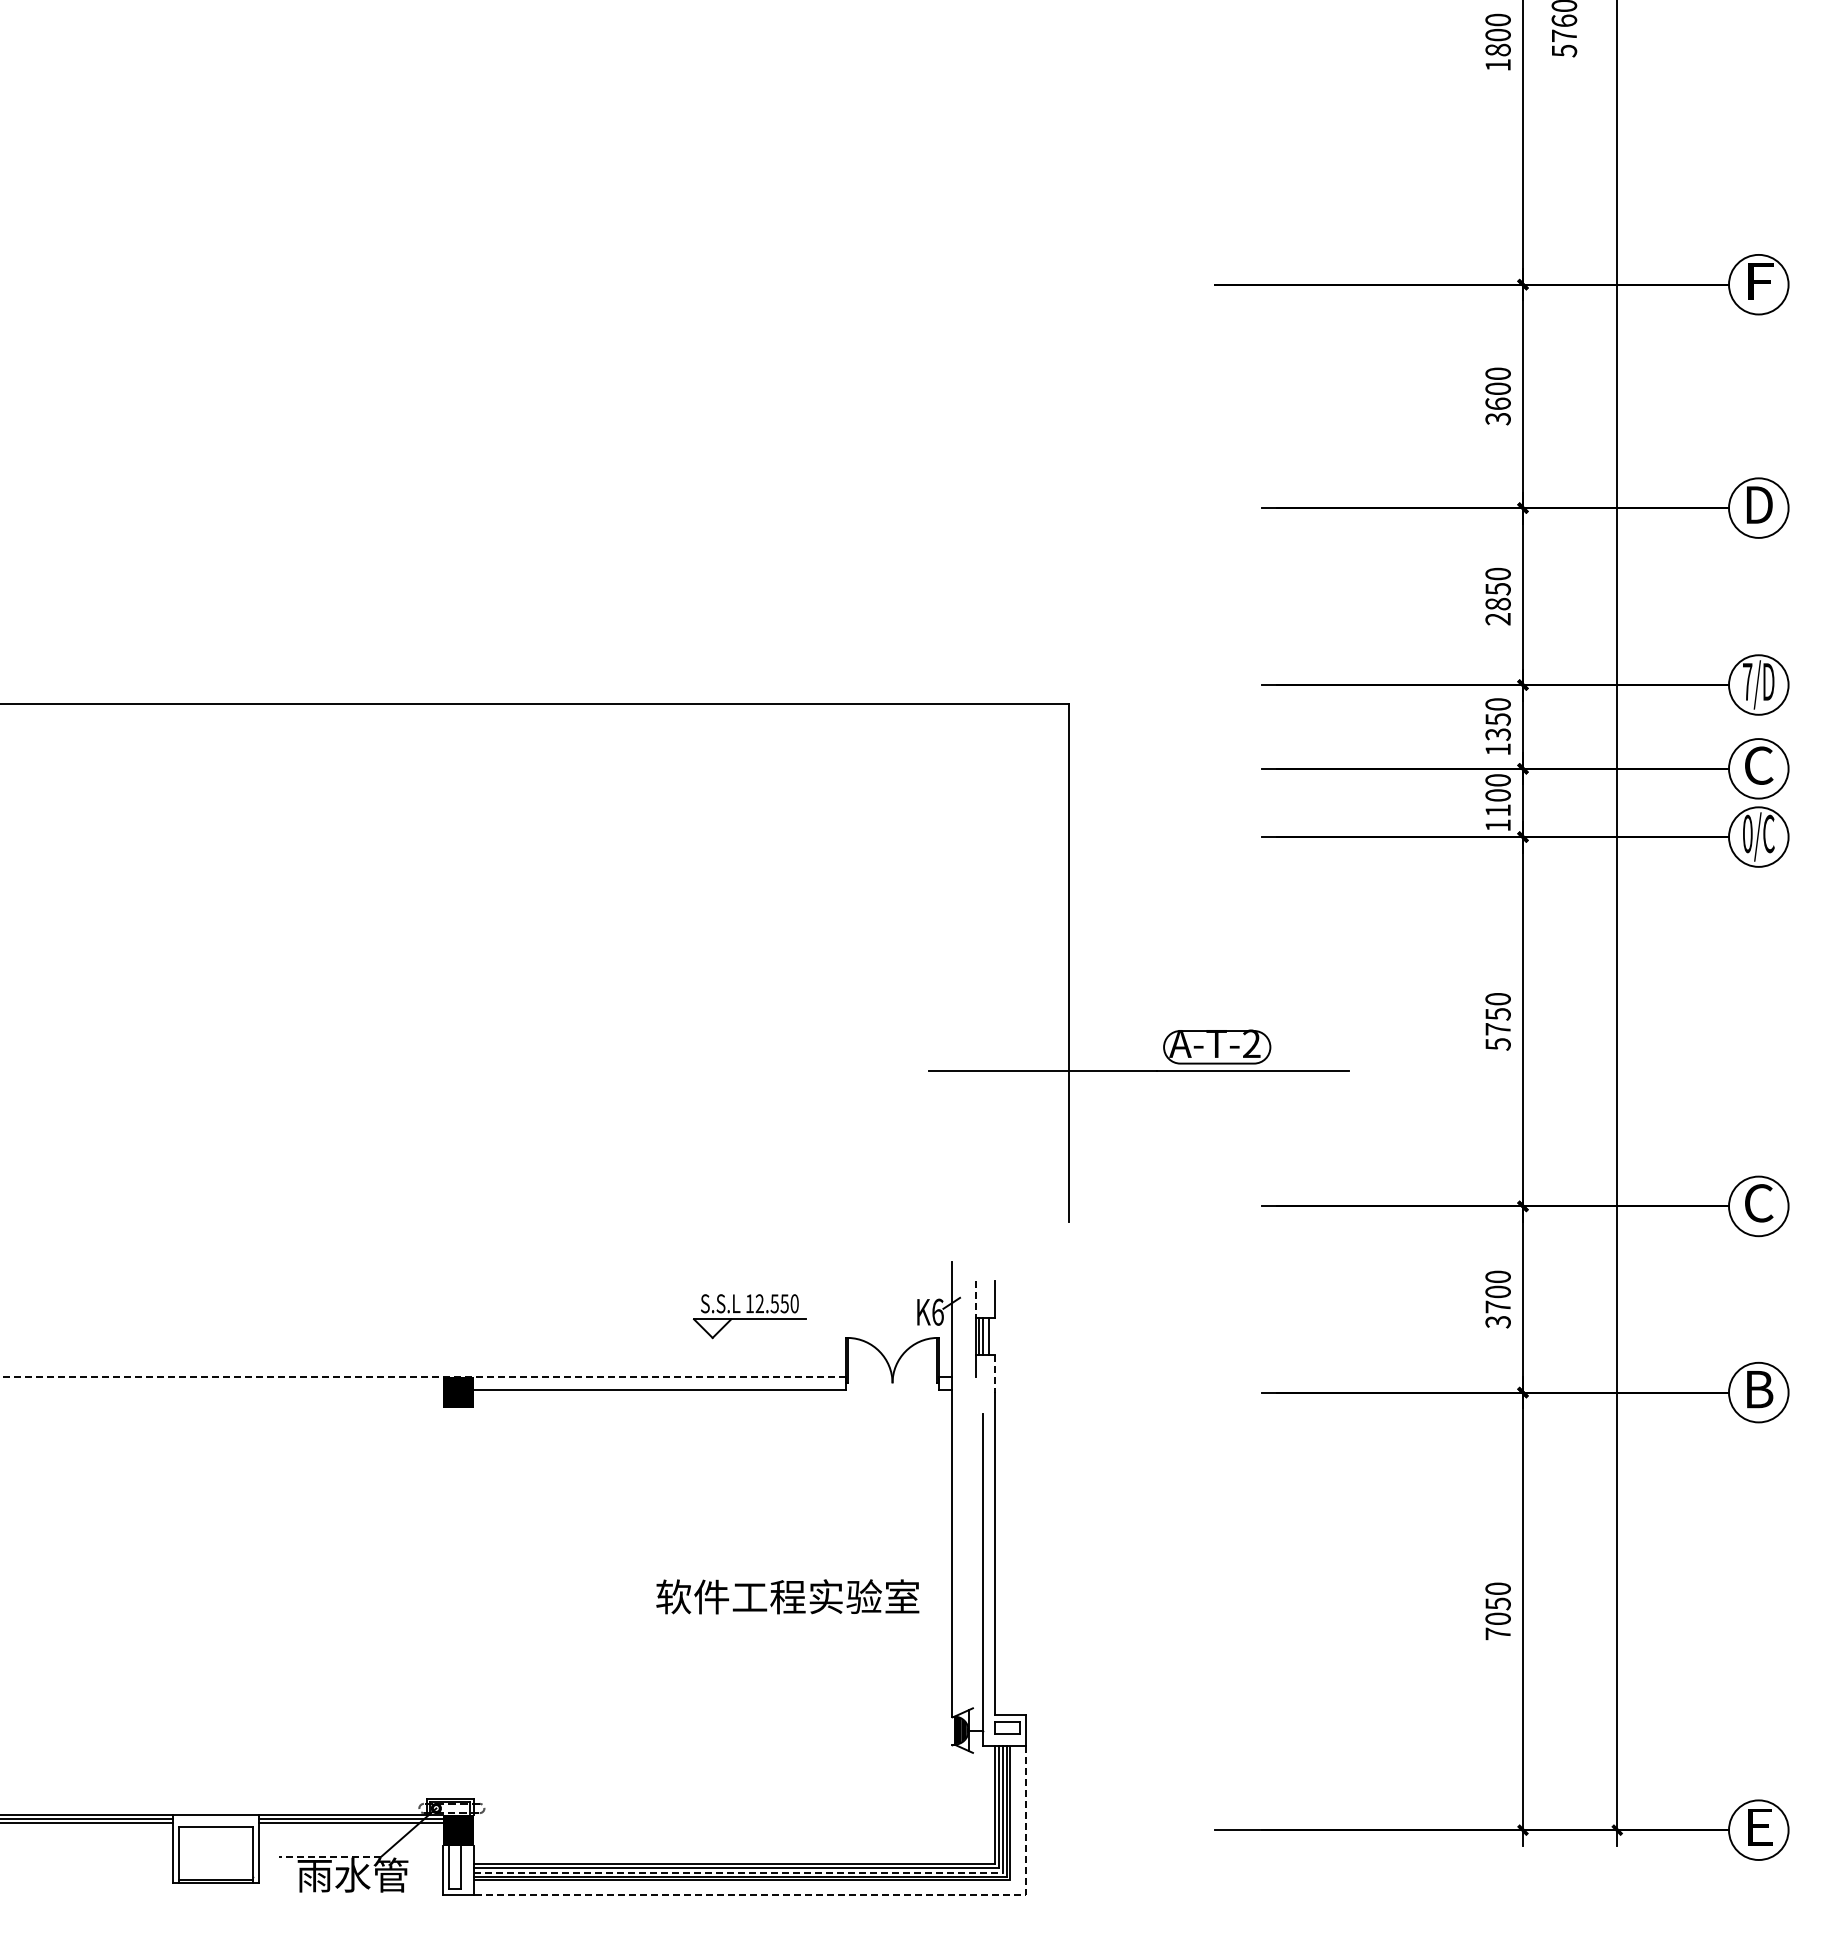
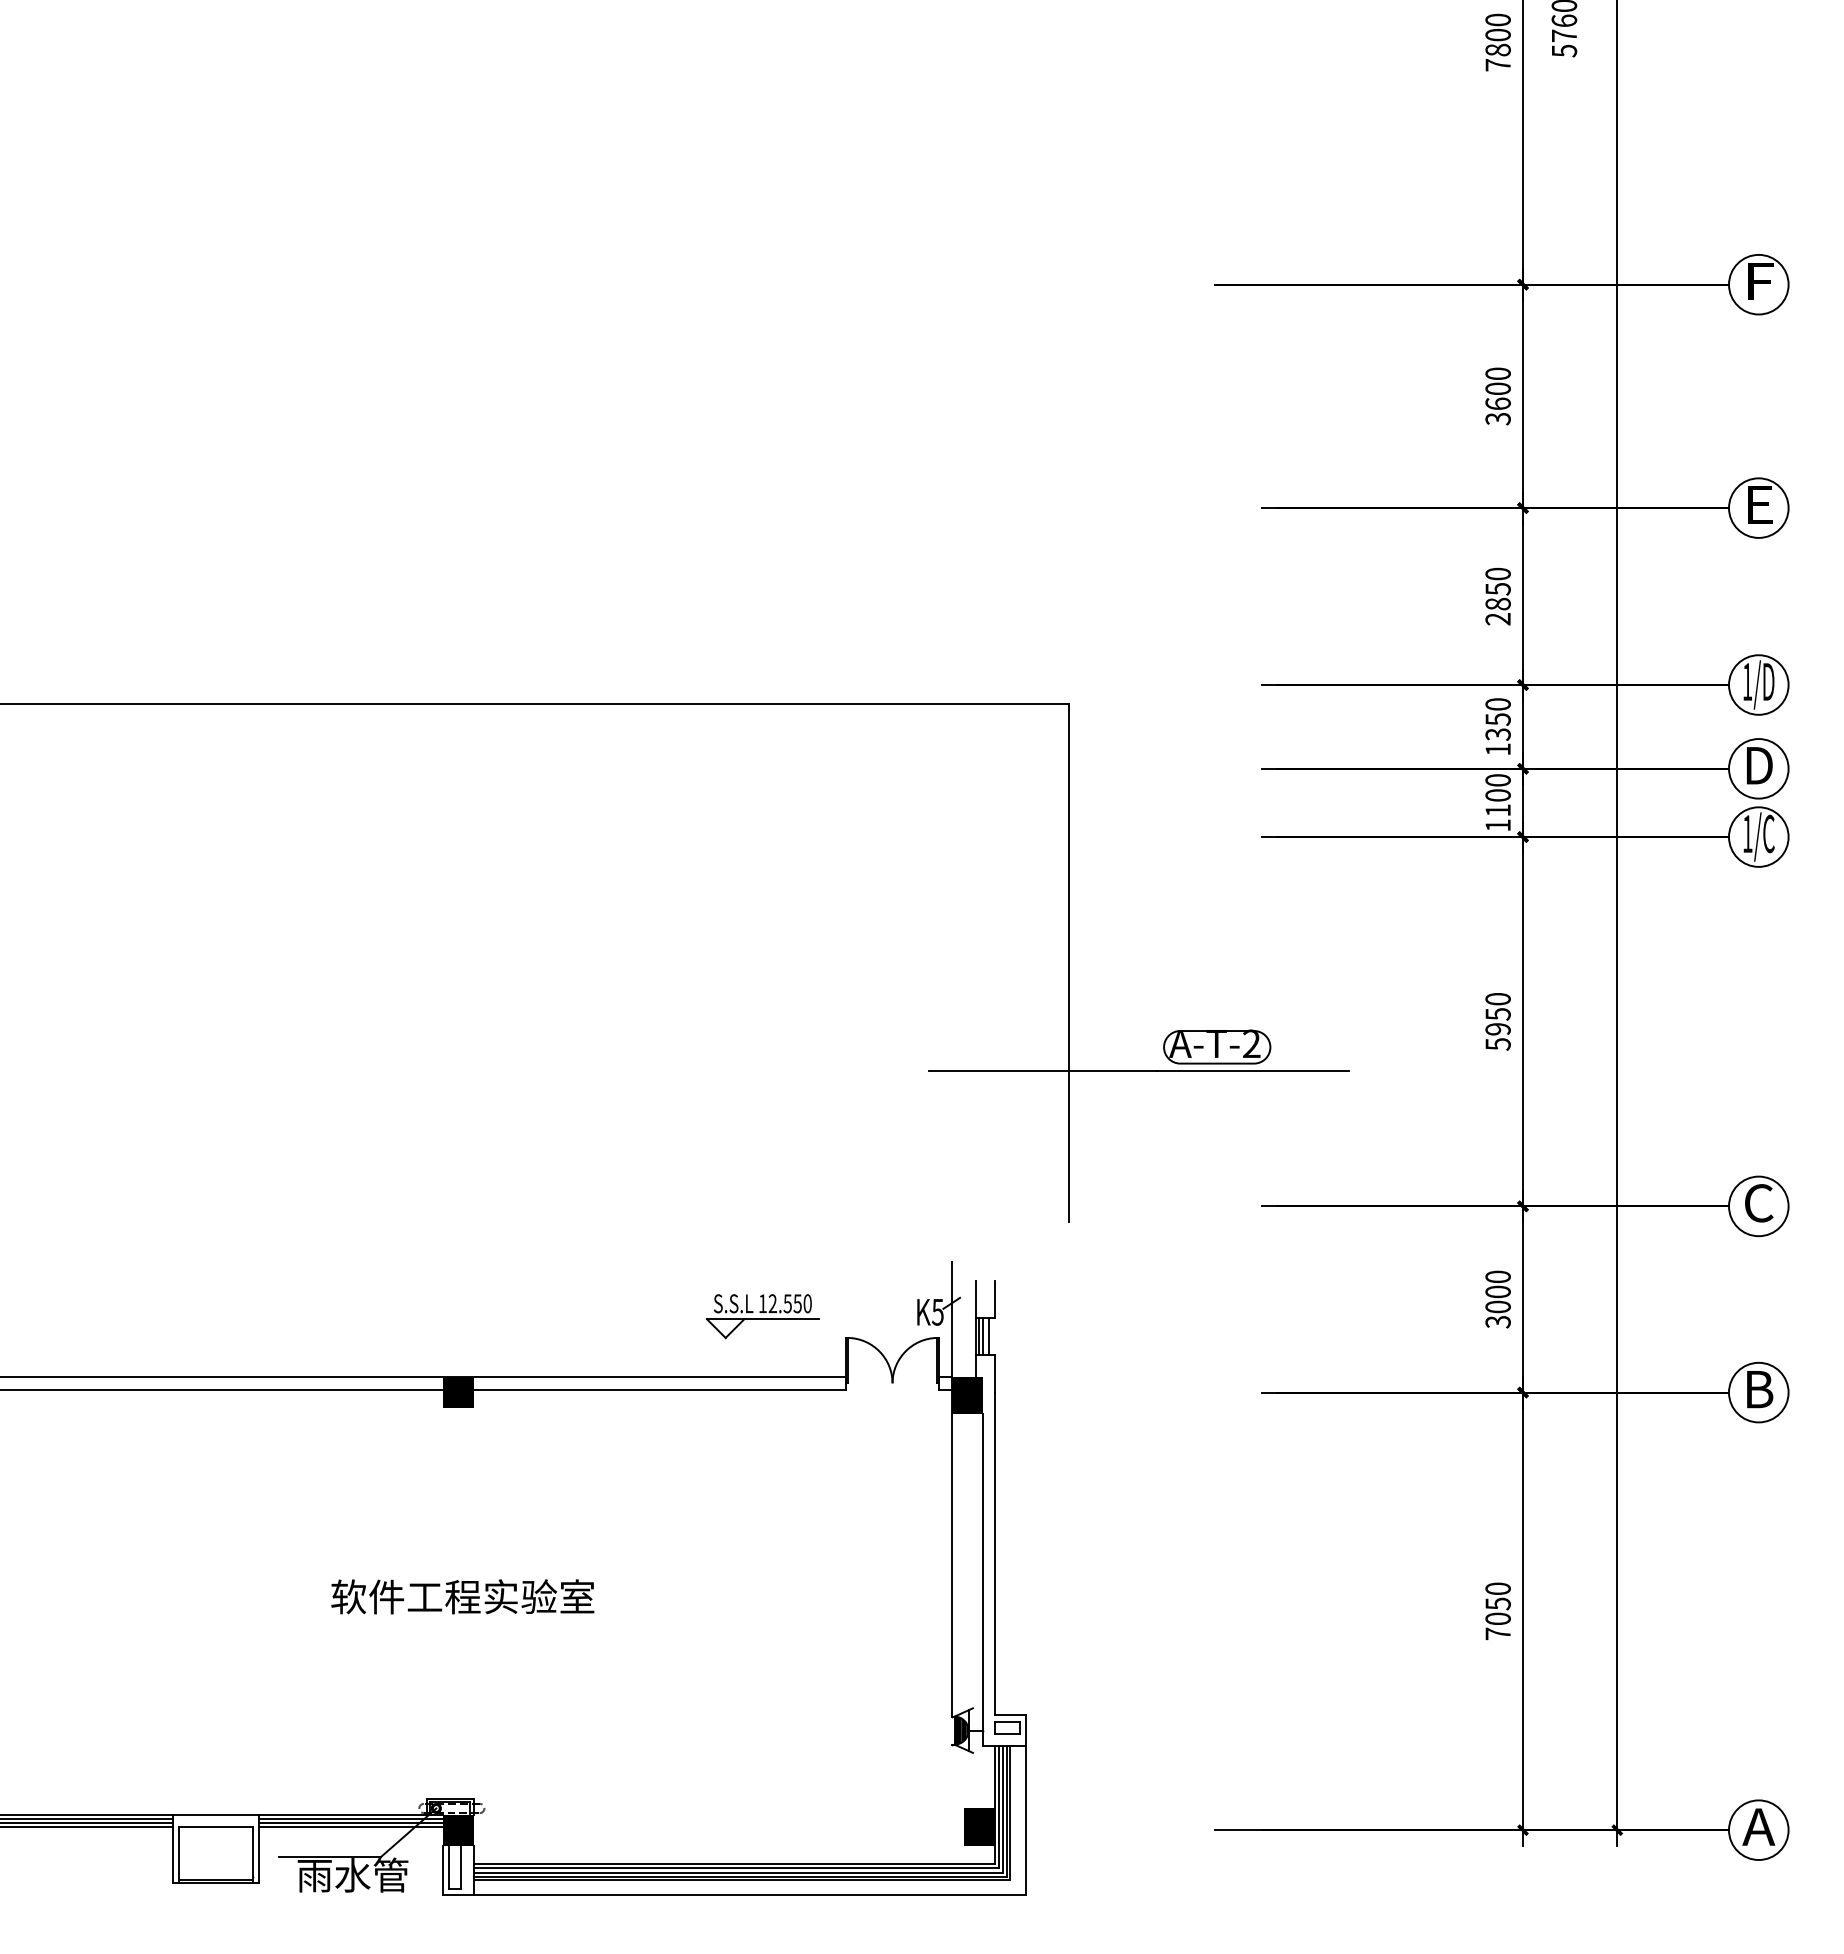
text: 1800 -> 7800 (1497, 65)
text: D -> E (1759, 504)
text: 7/D -> 1/D (1747, 681)
text: C -> D (1759, 765)
text: 0/C -> 1/C (1747, 833)
text: 5750 -> 5950 (1497, 1029)
line: dashed -> solid (976, 1299)
text: 3700 -> 3000 (1497, 1306)
text: K6 -> K5 (937, 1311)
part position: (749, 1316) -> (762, 1316) (762, 1316)
line: dashed -> solid (994, 1374)
line: dashed -> solid (423, 1377)
line: none -> present (222, 1389)
fill: none -> present (966, 1395)
text position: (787, 1596) -> (462, 1596) (462, 1596)
fill: none -> present (978, 1826)
text: E -> A (1758, 1826)
line: none -> present (87, 1827)
line: none -> present (350, 1827)
line: dashed -> solid (329, 1856)
line: dashed -> solid (738, 1872)
line: dashed -> solid (824, 1895)
